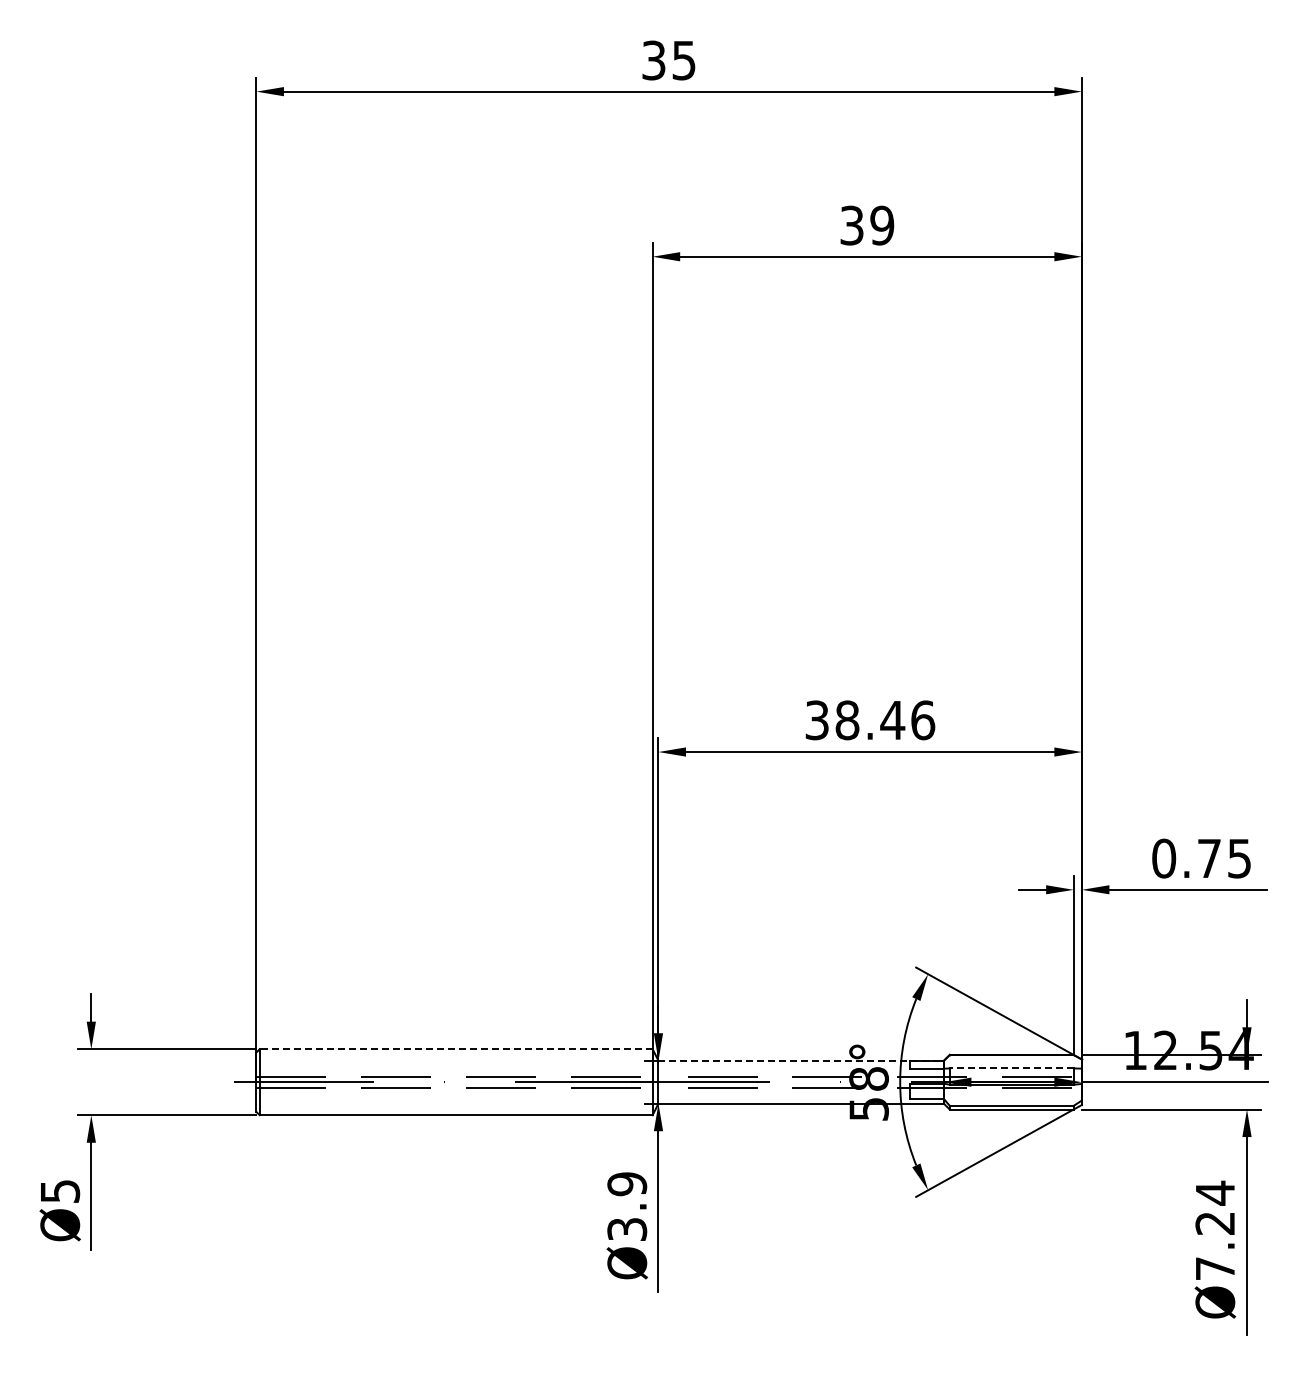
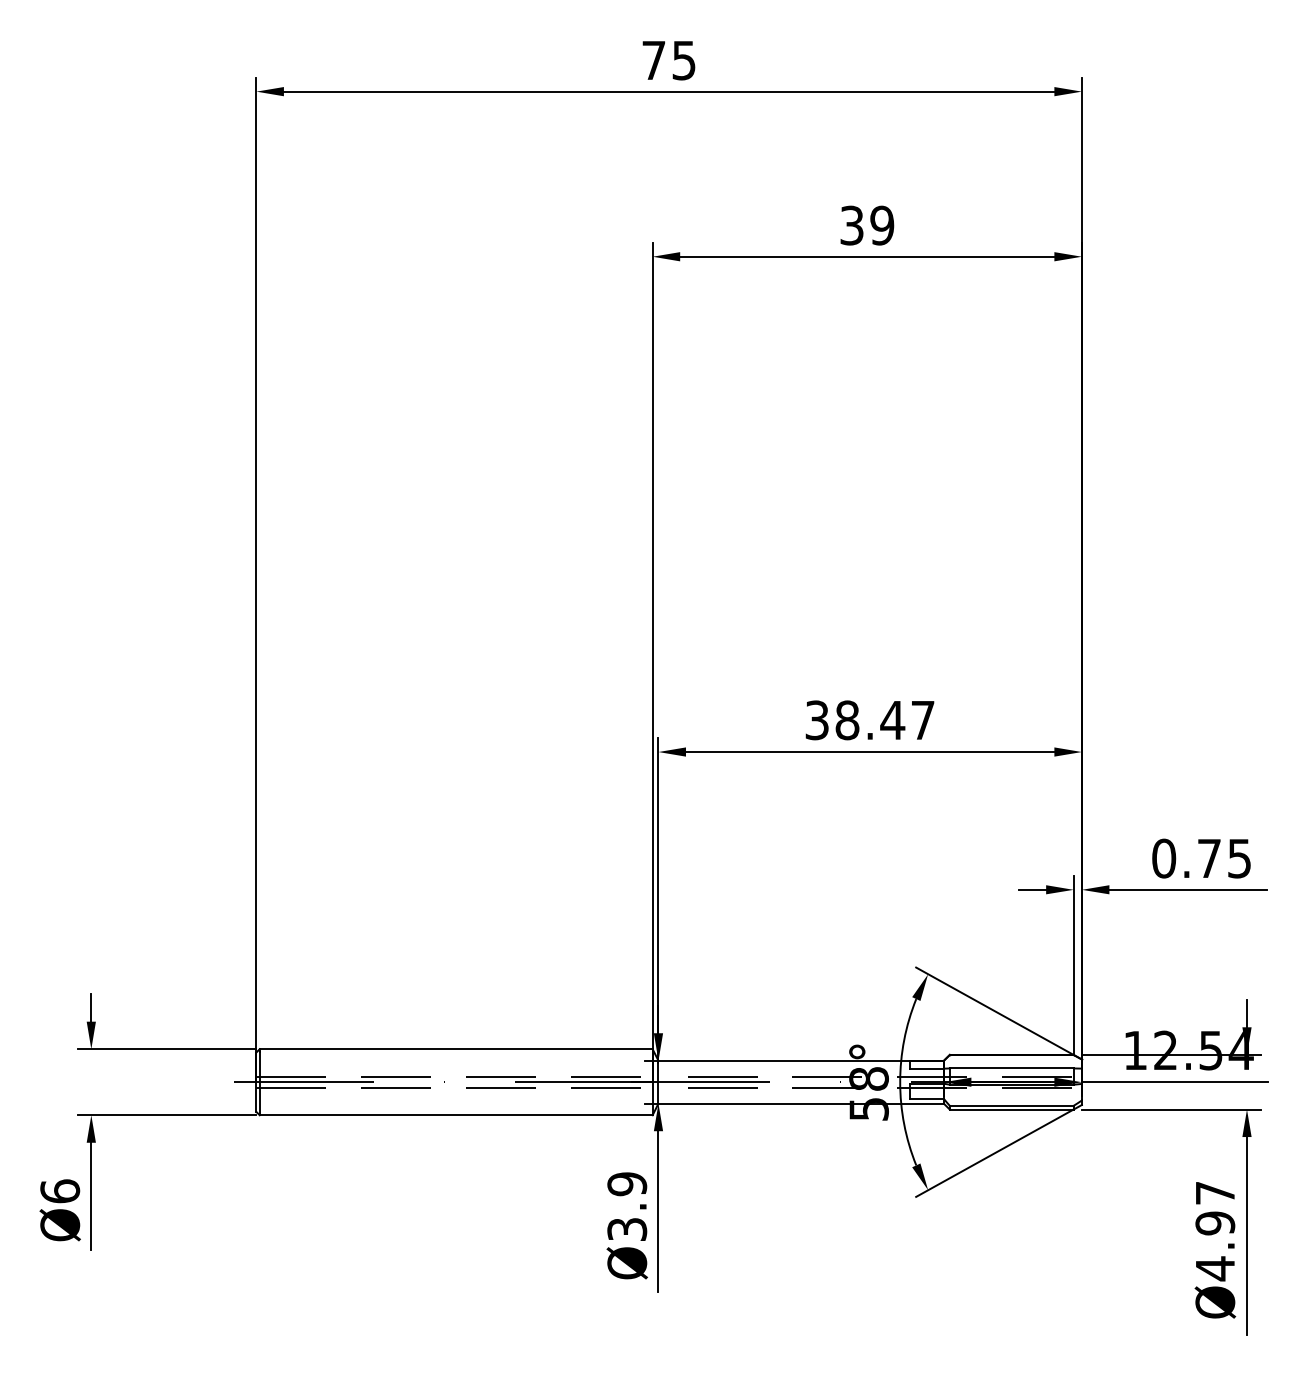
text: 35 -> 75 (653, 60)
text: 38.46 -> 38.47 (923, 720)
line: dashed -> solid (455, 1049)
line: dashed -> solid (801, 1060)
line: dashed -> solid (1011, 1068)
text: Ø5 -> Ø6 (60, 1191)
text: Ø7.24 -> Ø4.97 (1215, 1230)
